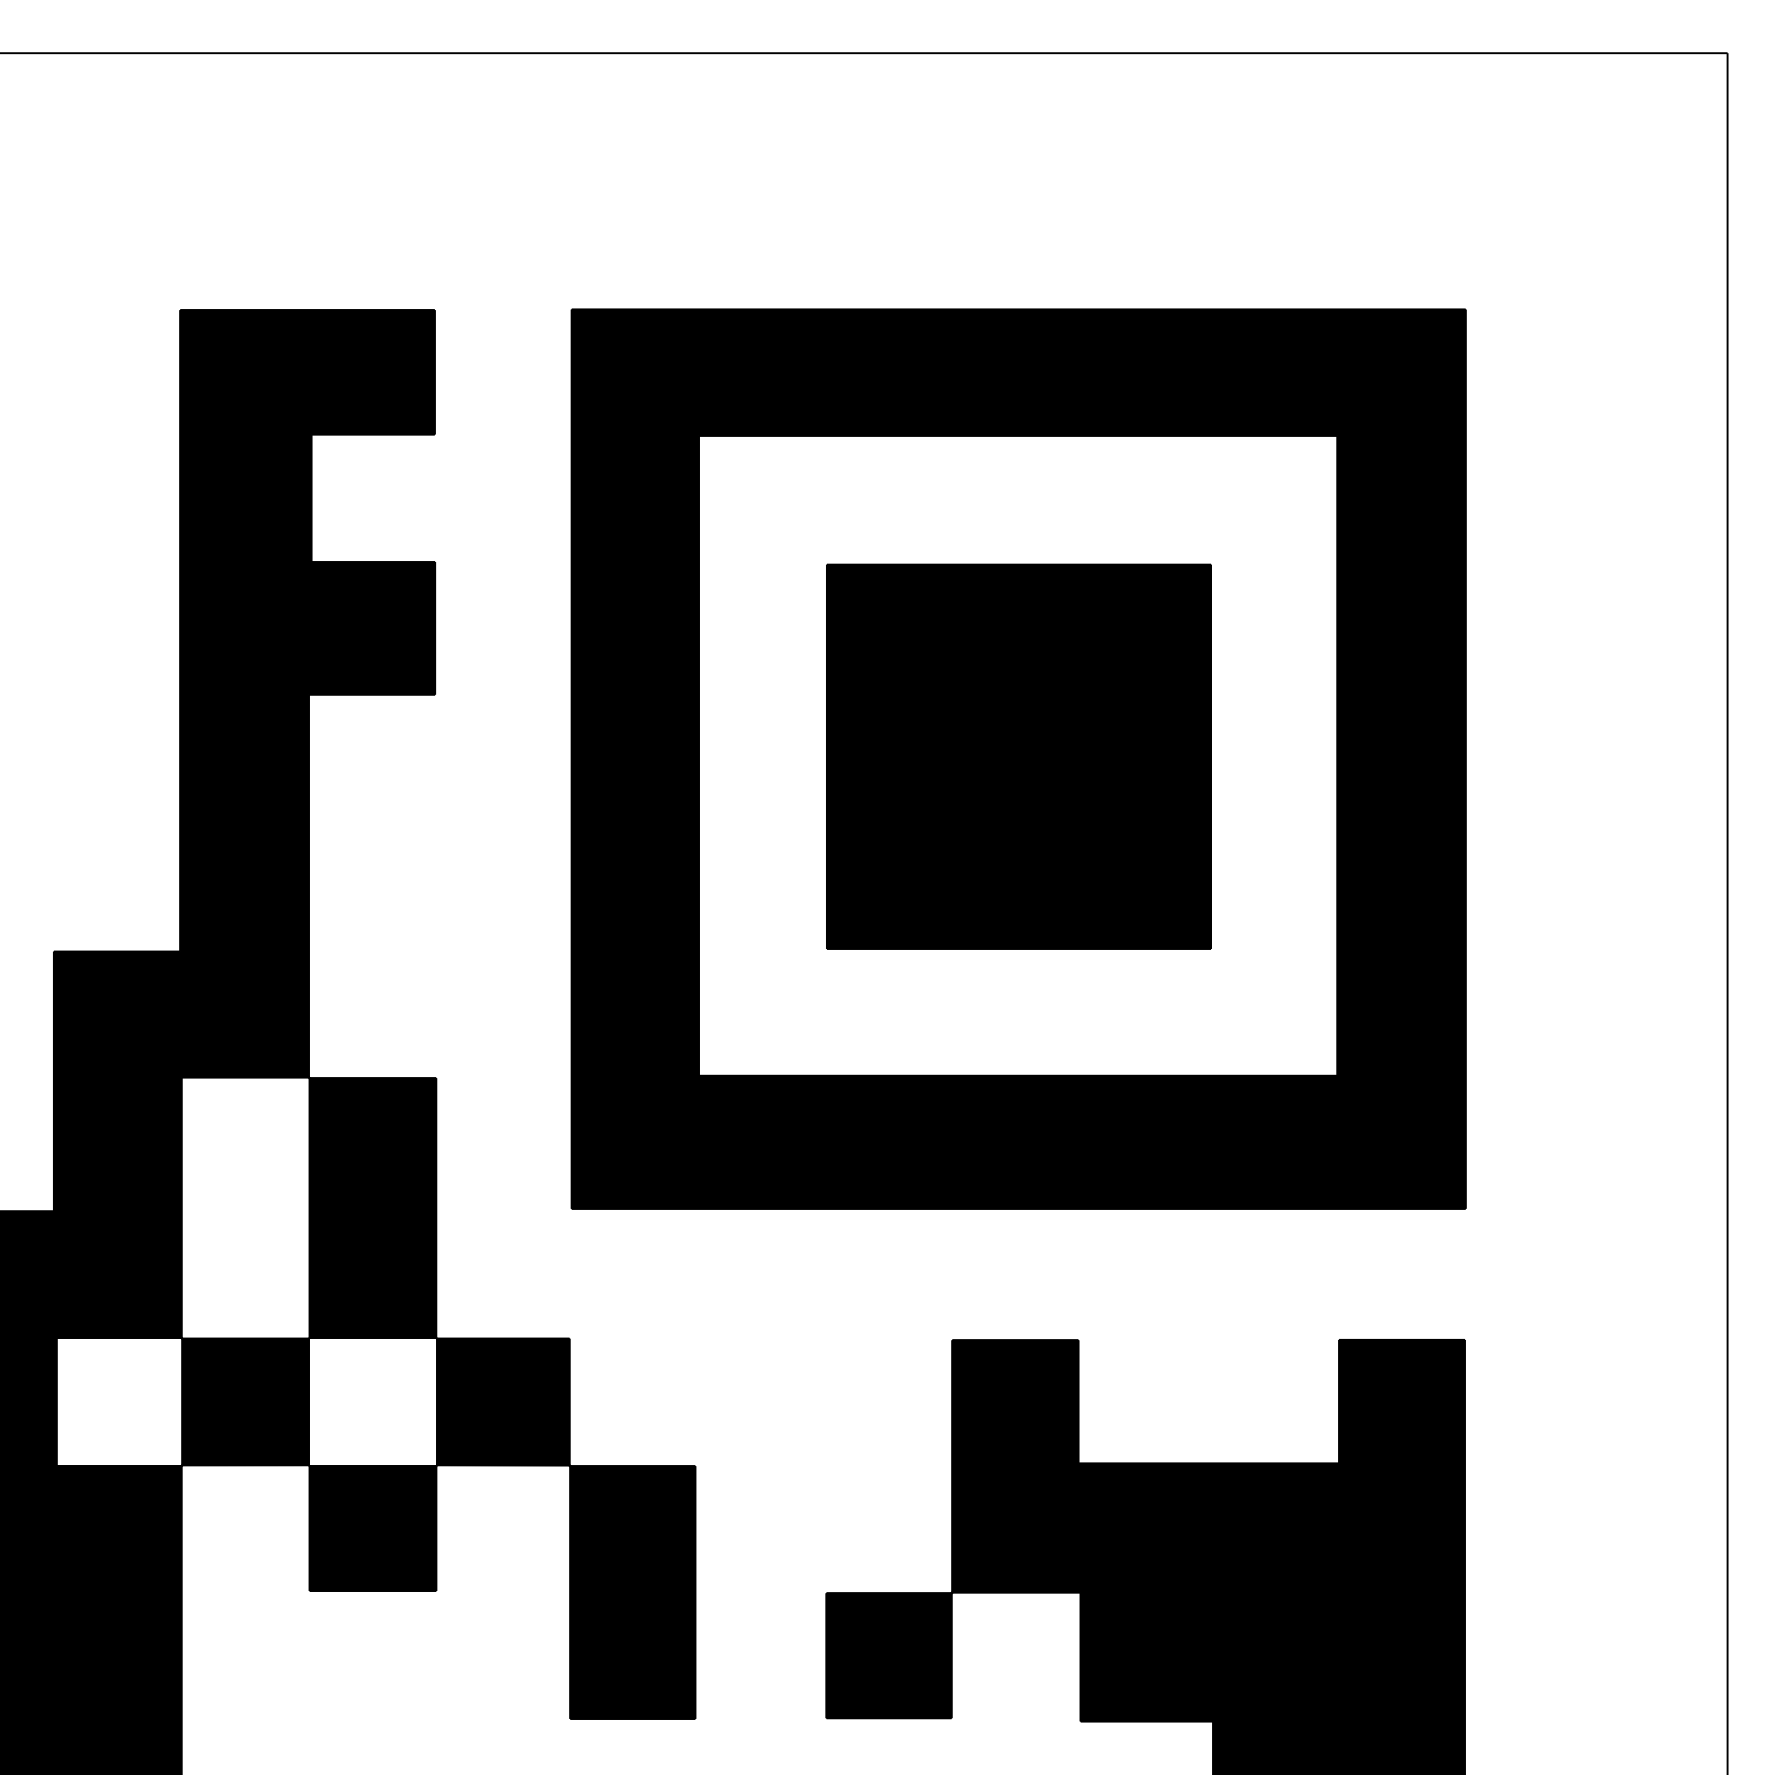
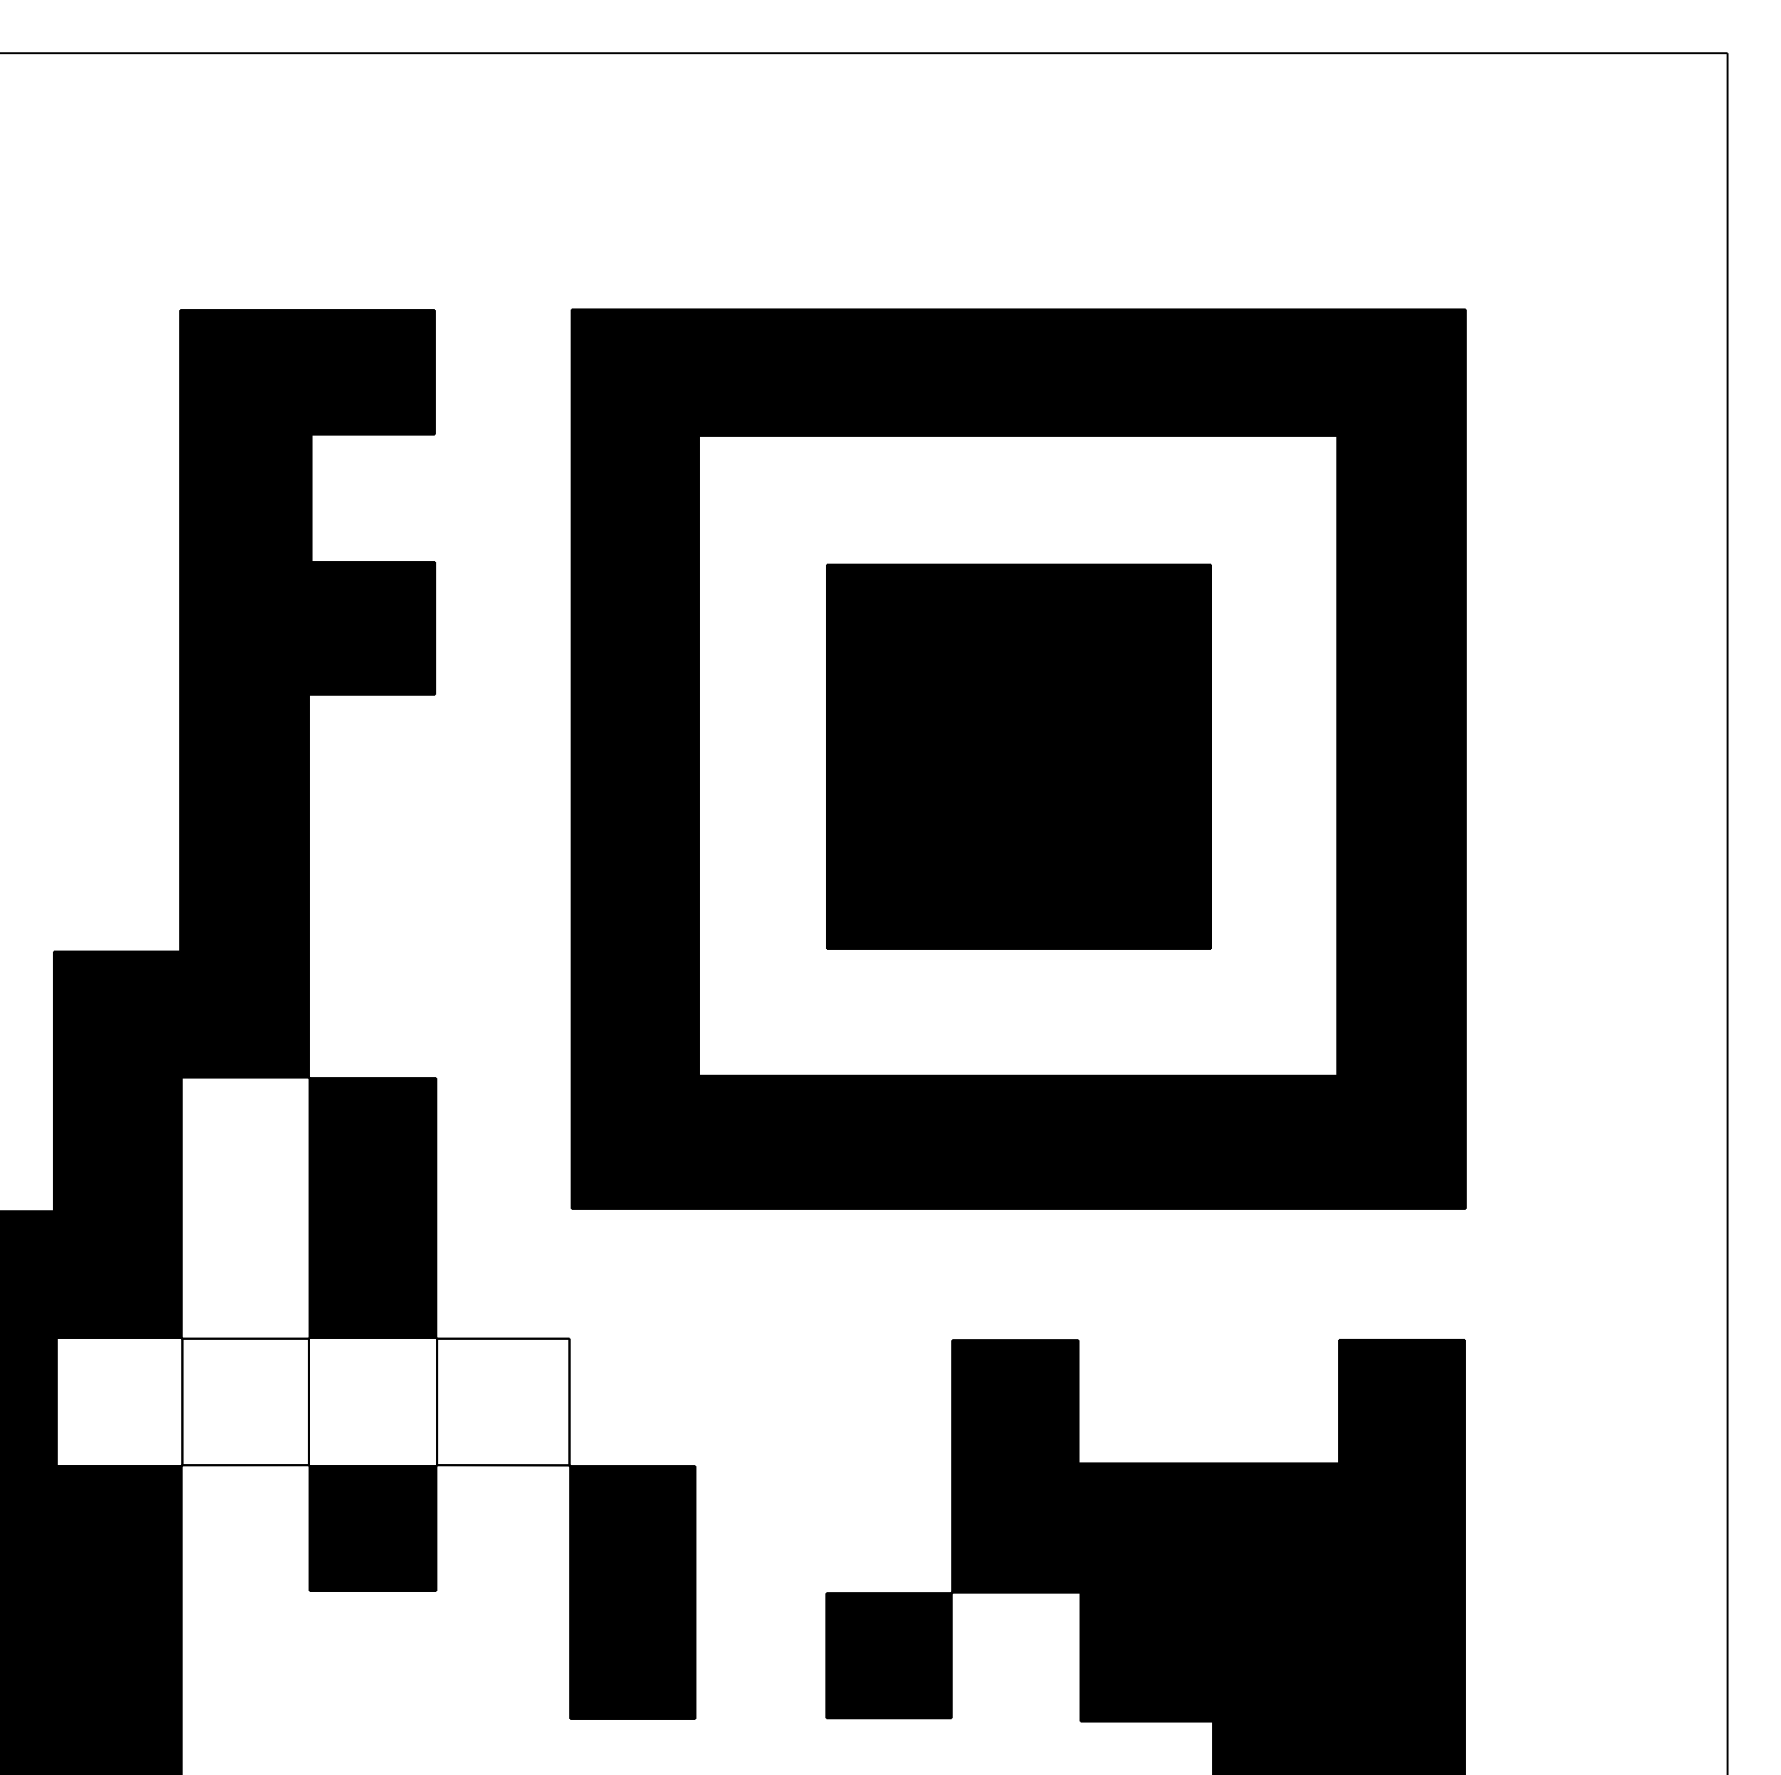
fill: present -> none (245, 1401)
fill: present -> none (503, 1401)
